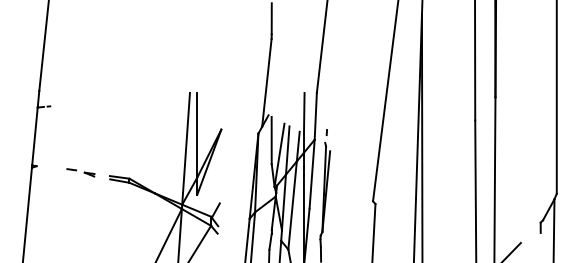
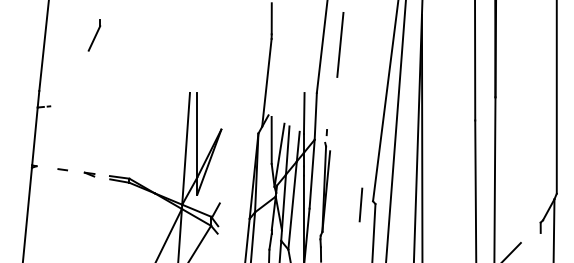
part: none -> present (94, 35)
line: none -> present (340, 44)
line: none -> present (395, 130)
line position: (71, 169) -> (62, 169) (62, 169)
line: none -> present (360, 204)
